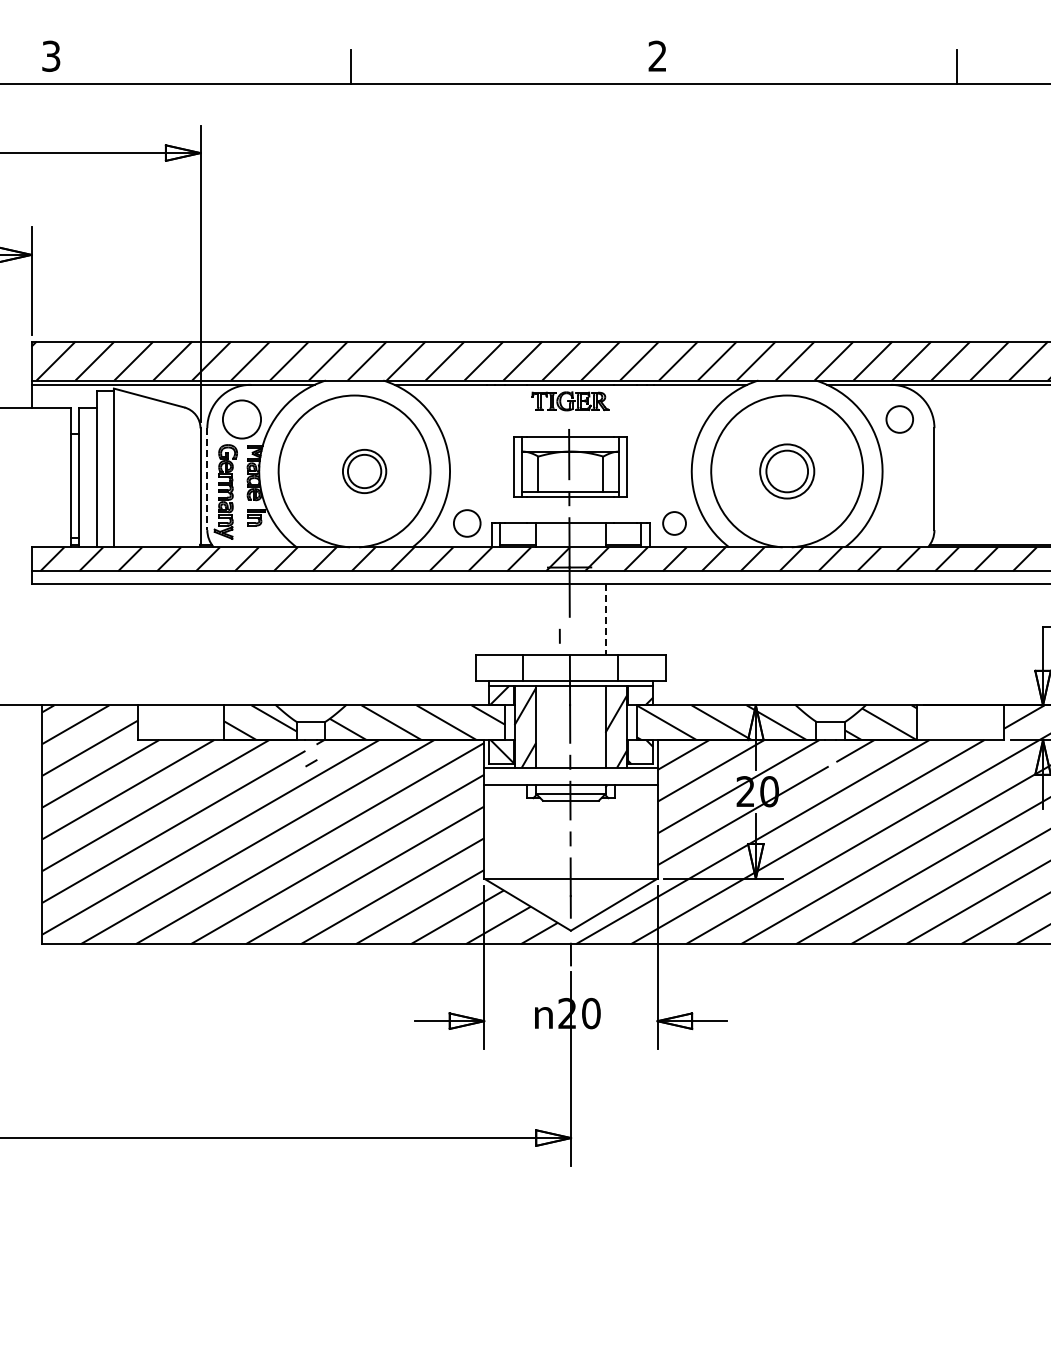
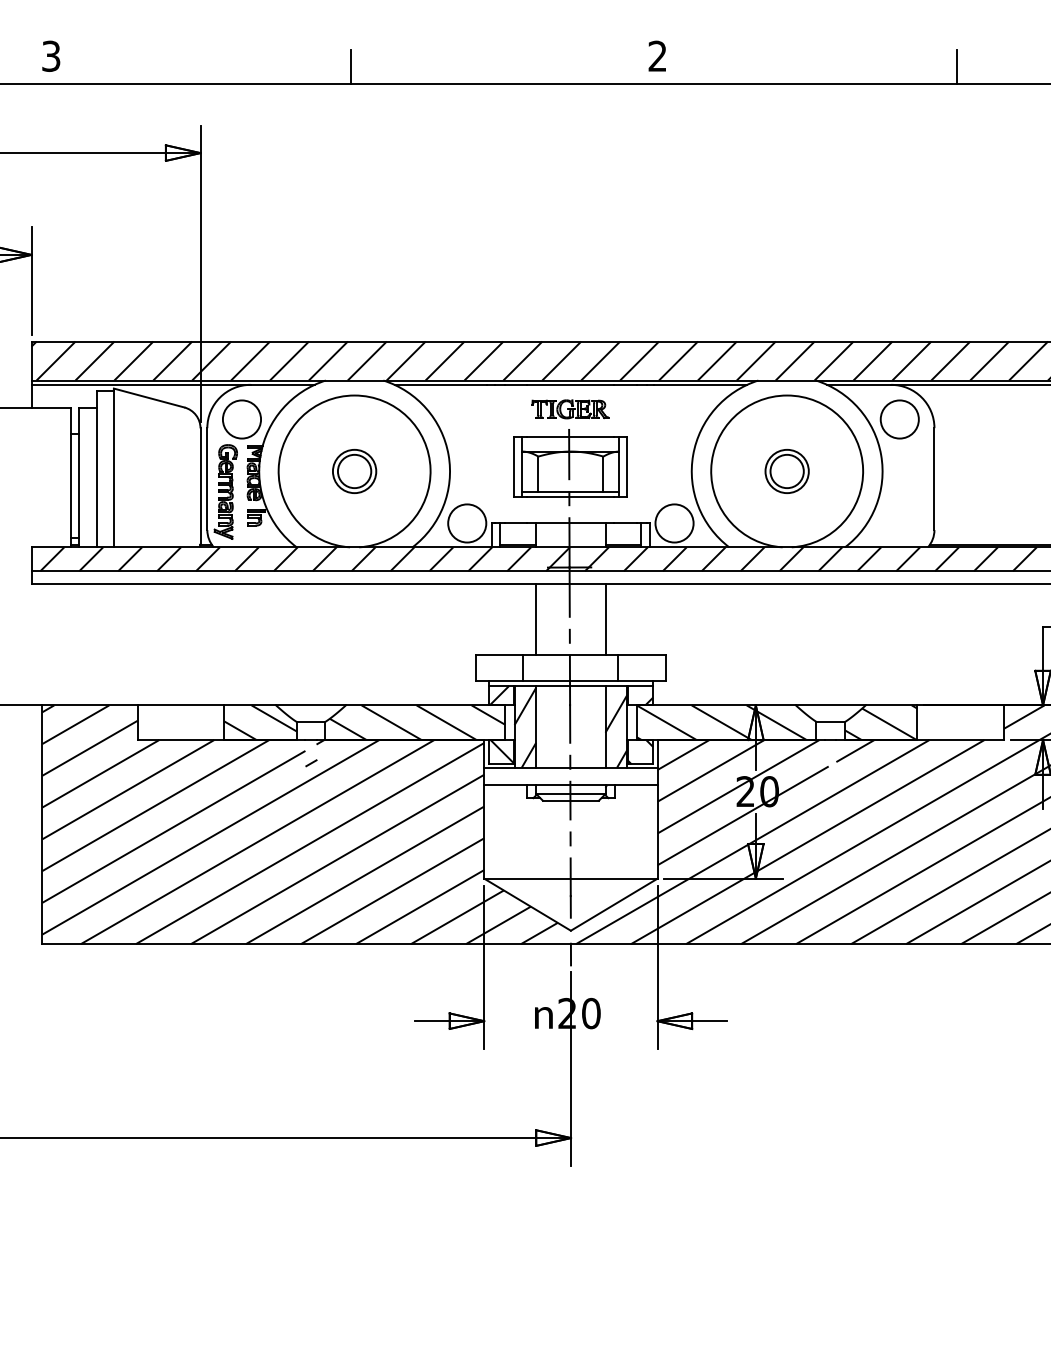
part position: (570, 401) -> (570, 409) (570, 409)
circle diameter: 27 px -> 38 px (899, 419)
part position: (364, 471) -> (354, 471) (354, 471)
part size: 57x57 px -> 46x45 px (786, 471)
line: dashed -> solid (207, 479)
circle diameter: 27 px -> 38 px (467, 523)
circle diameter: 23 px -> 38 px (674, 523)
line: none -> present (536, 619)
line: dashed -> solid (605, 619)
line position: (559, 635) -> (569, 635) (569, 635)
